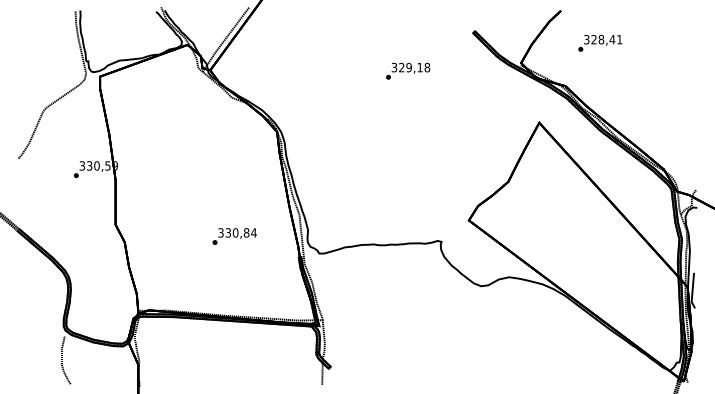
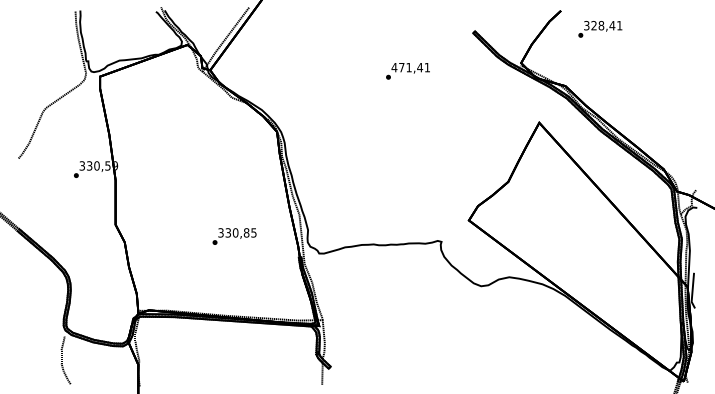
text position: (600, 43) -> (600, 29) (600, 29)
text: 329,18 -> 471,41 (410, 67)
text: 330,84 -> 330,85 (253, 232)
